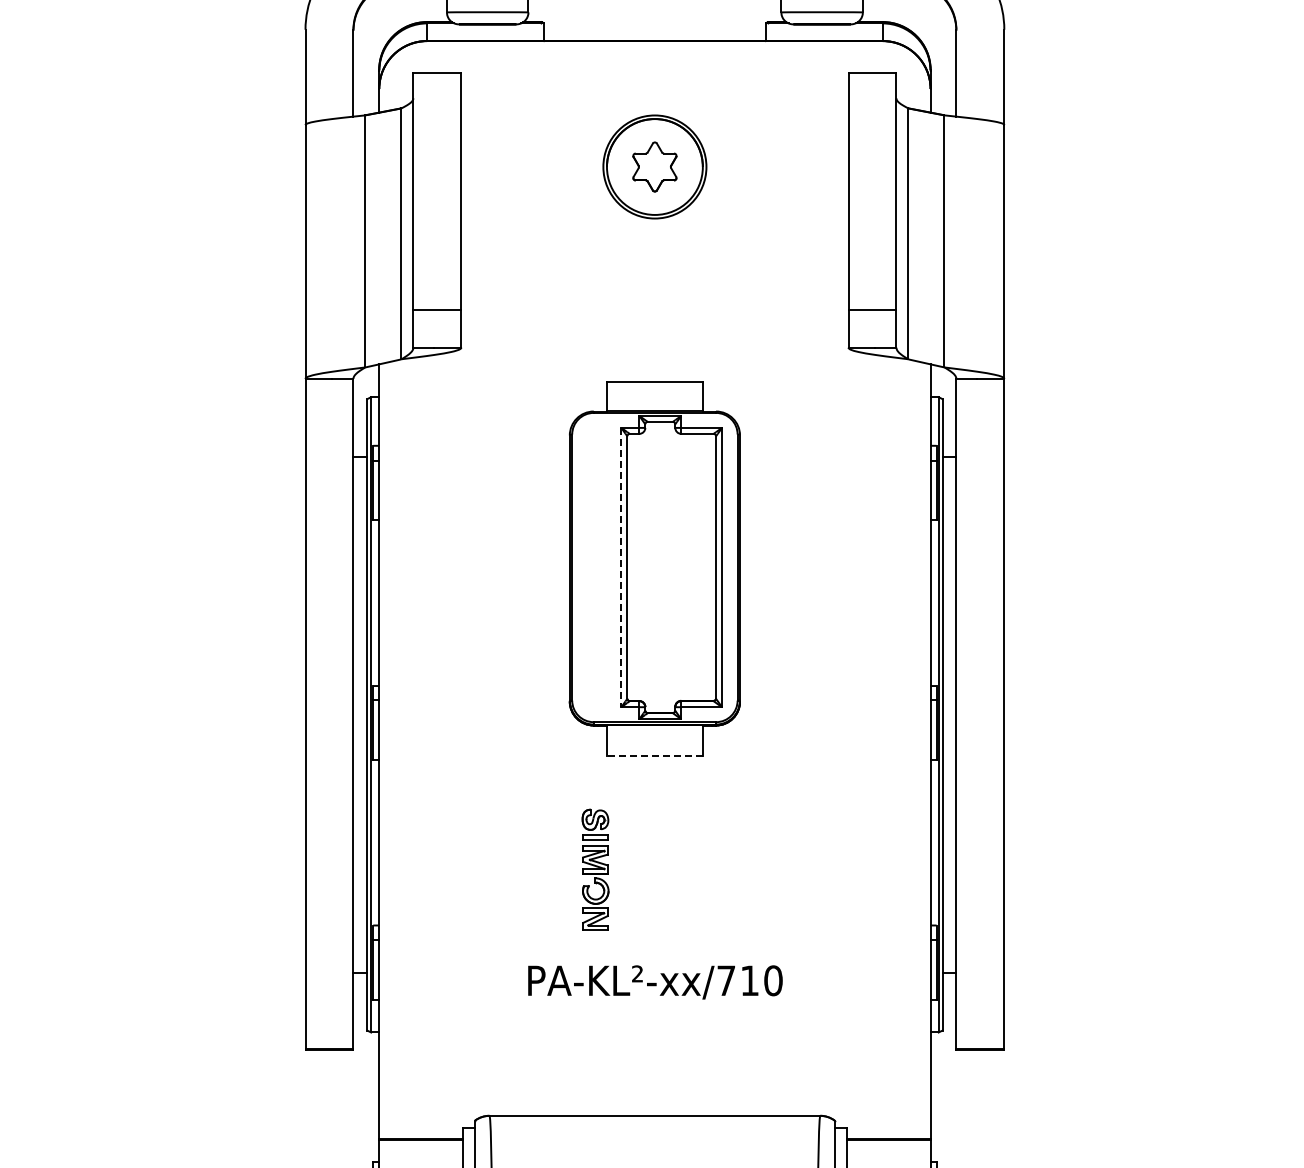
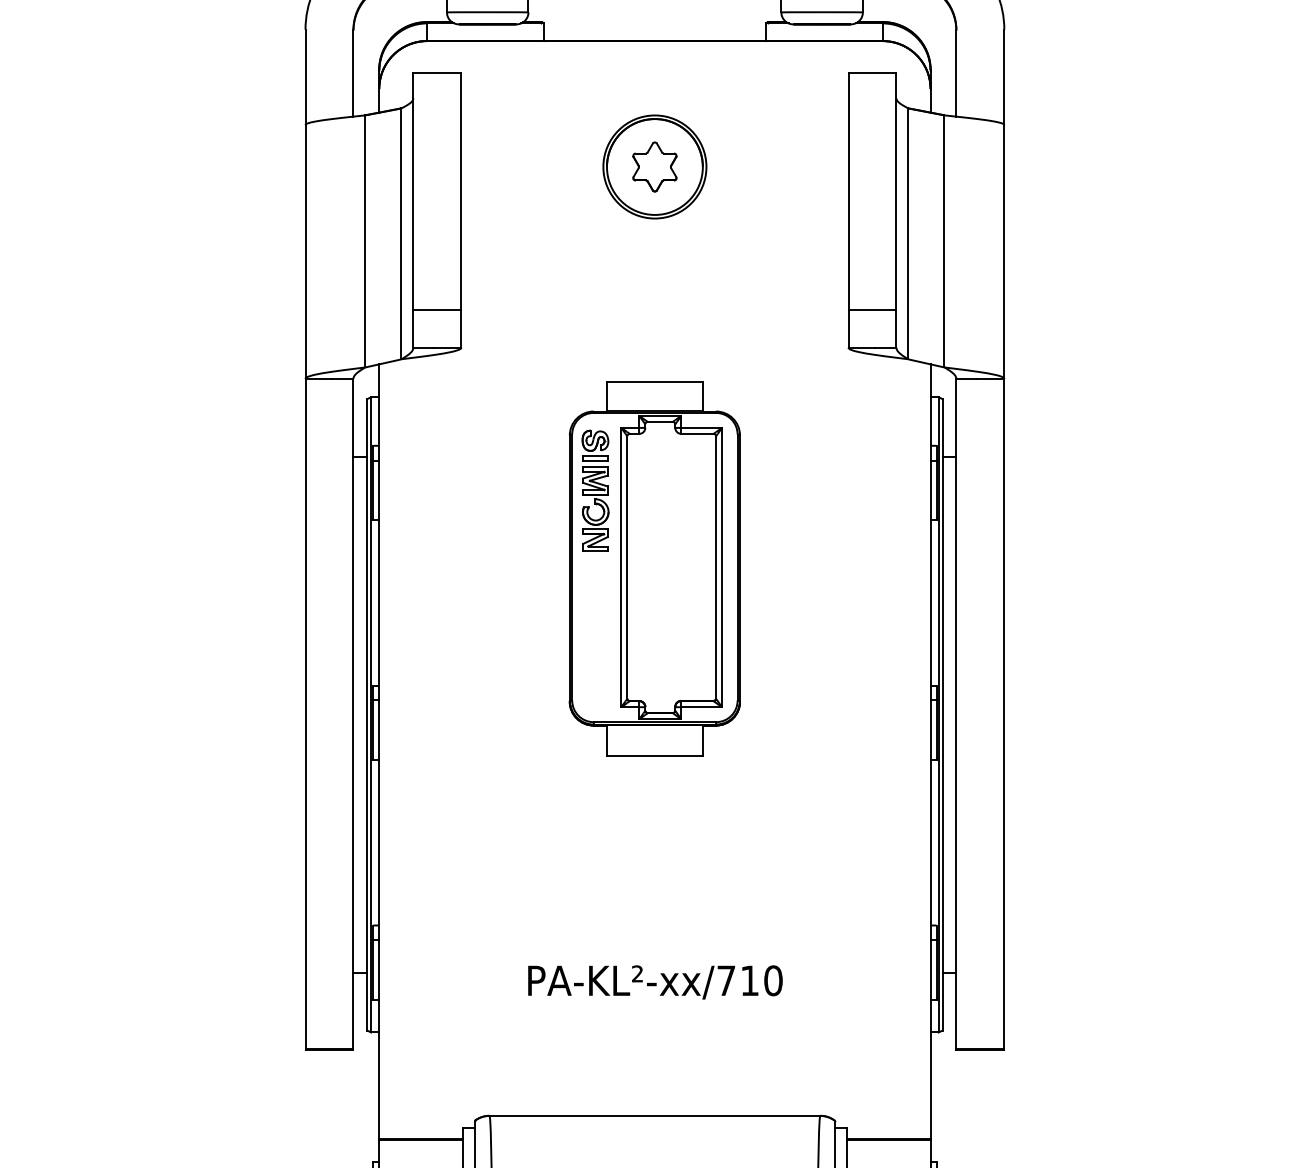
line: dashed -> solid (621, 567)
line: dashed -> solid (654, 755)
part position: (595, 869) -> (595, 490) (595, 490)
